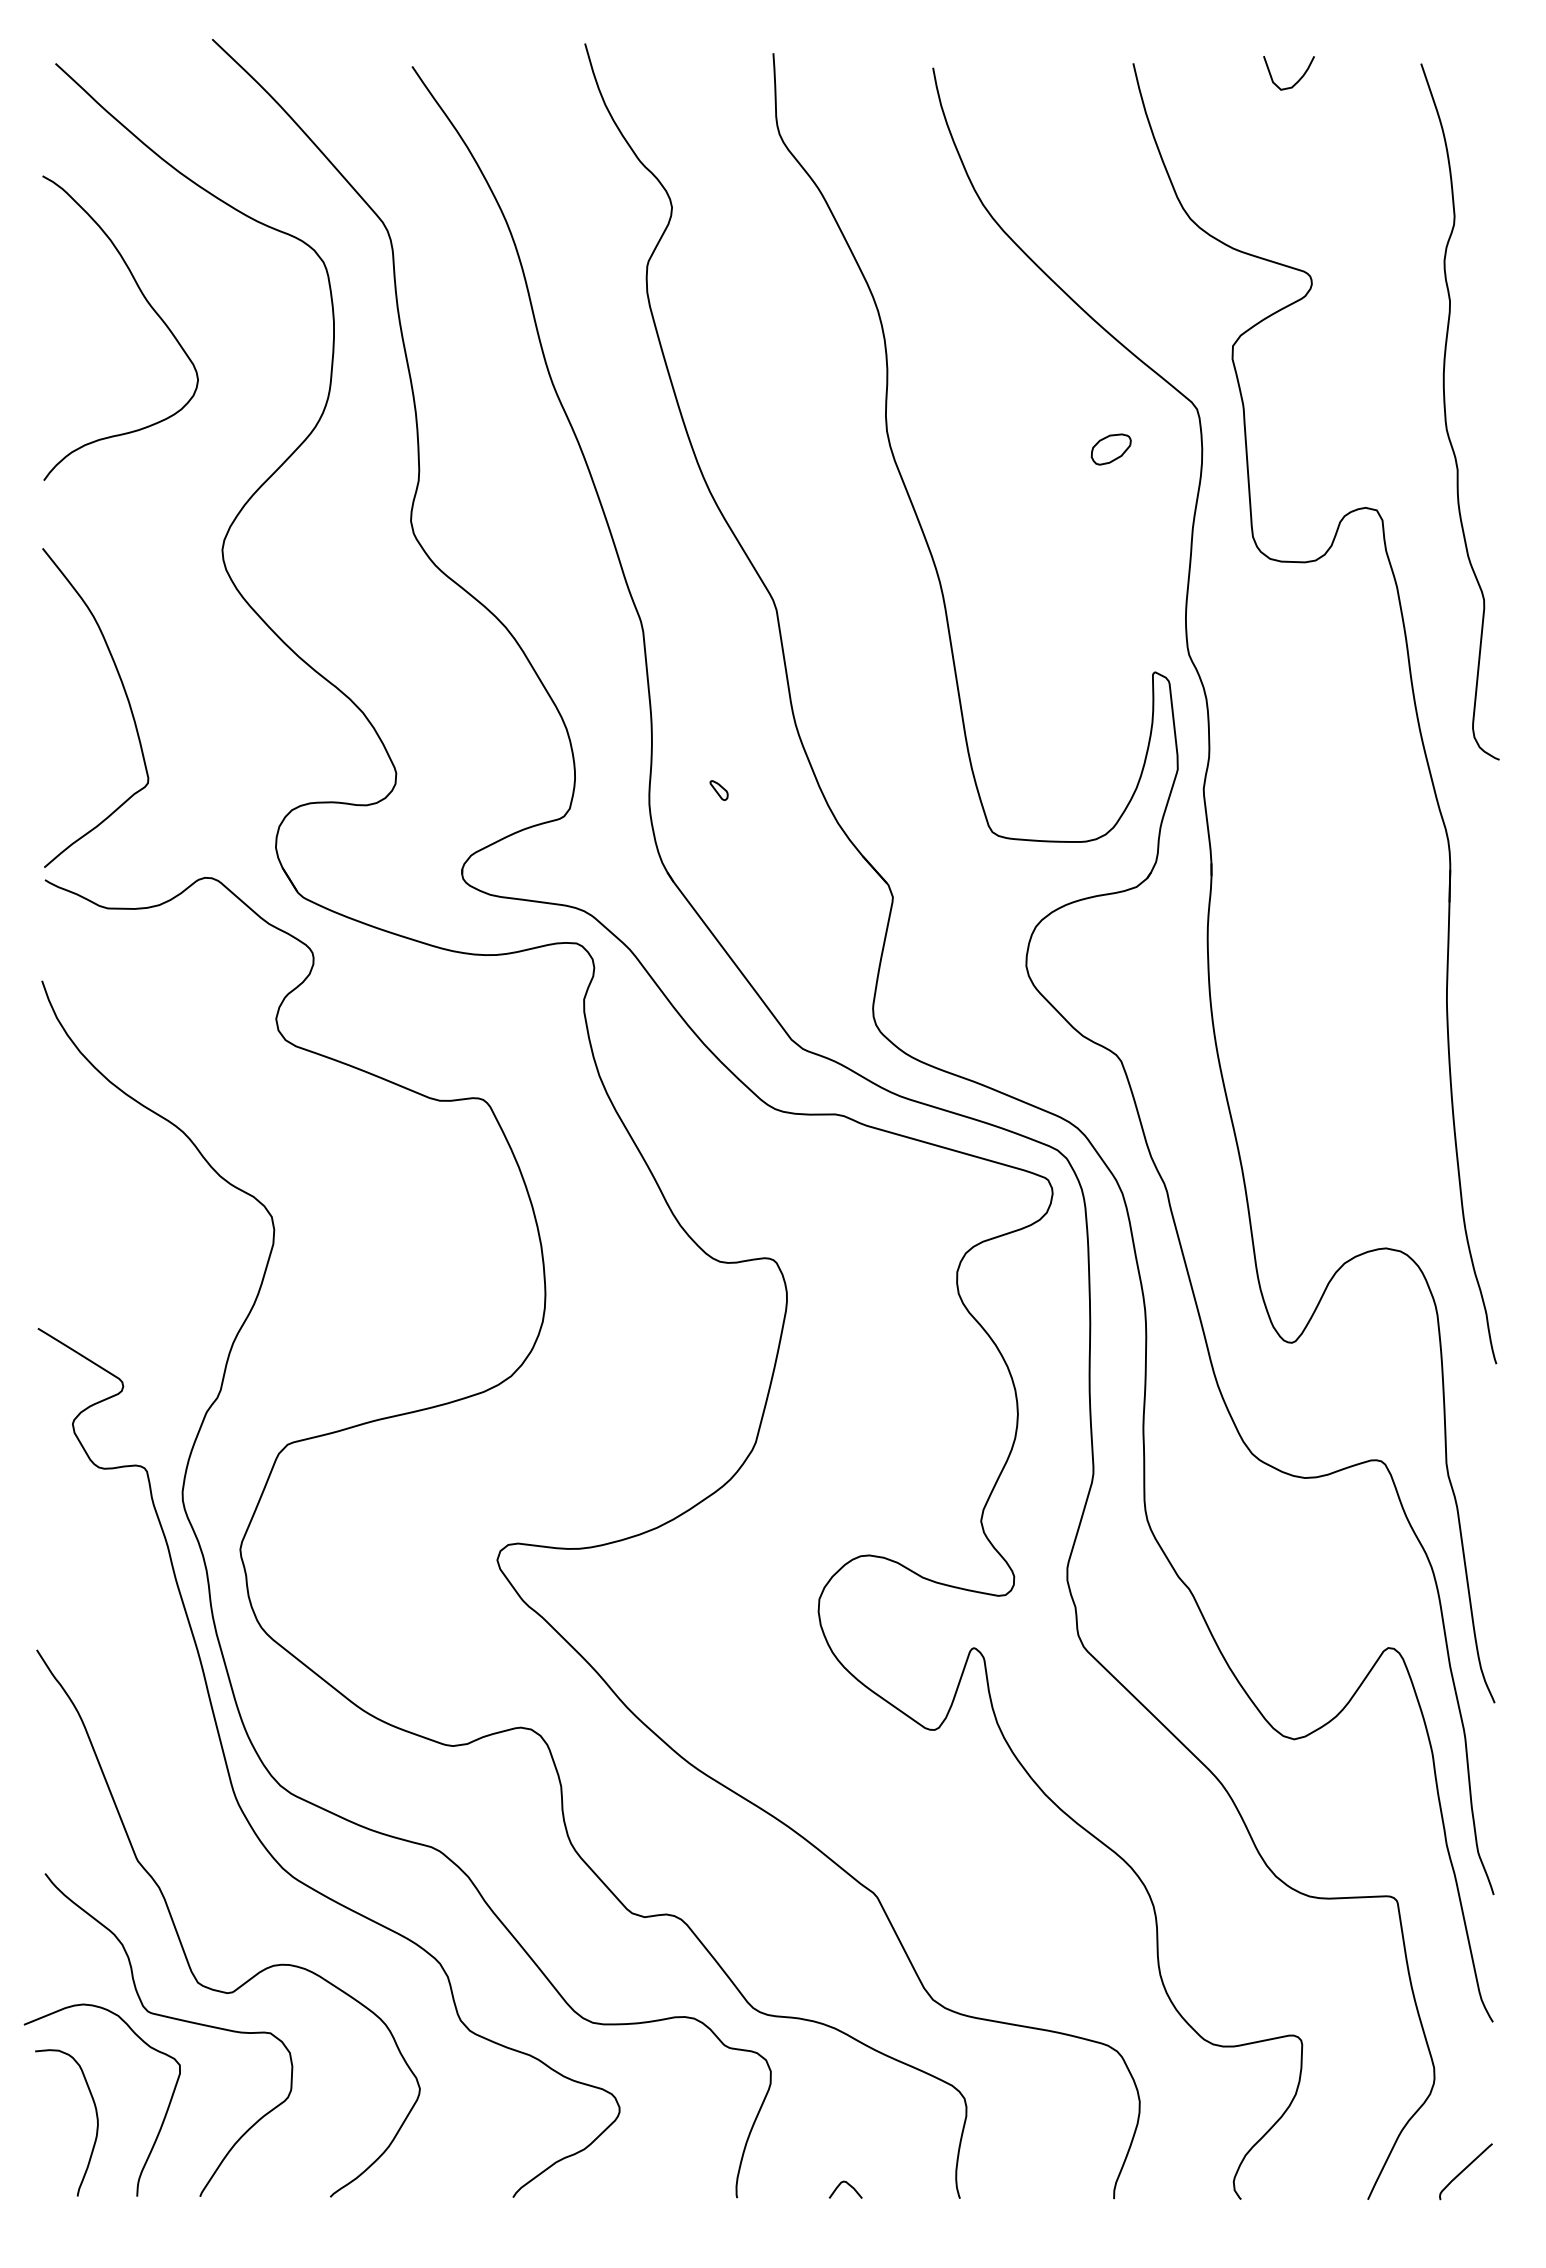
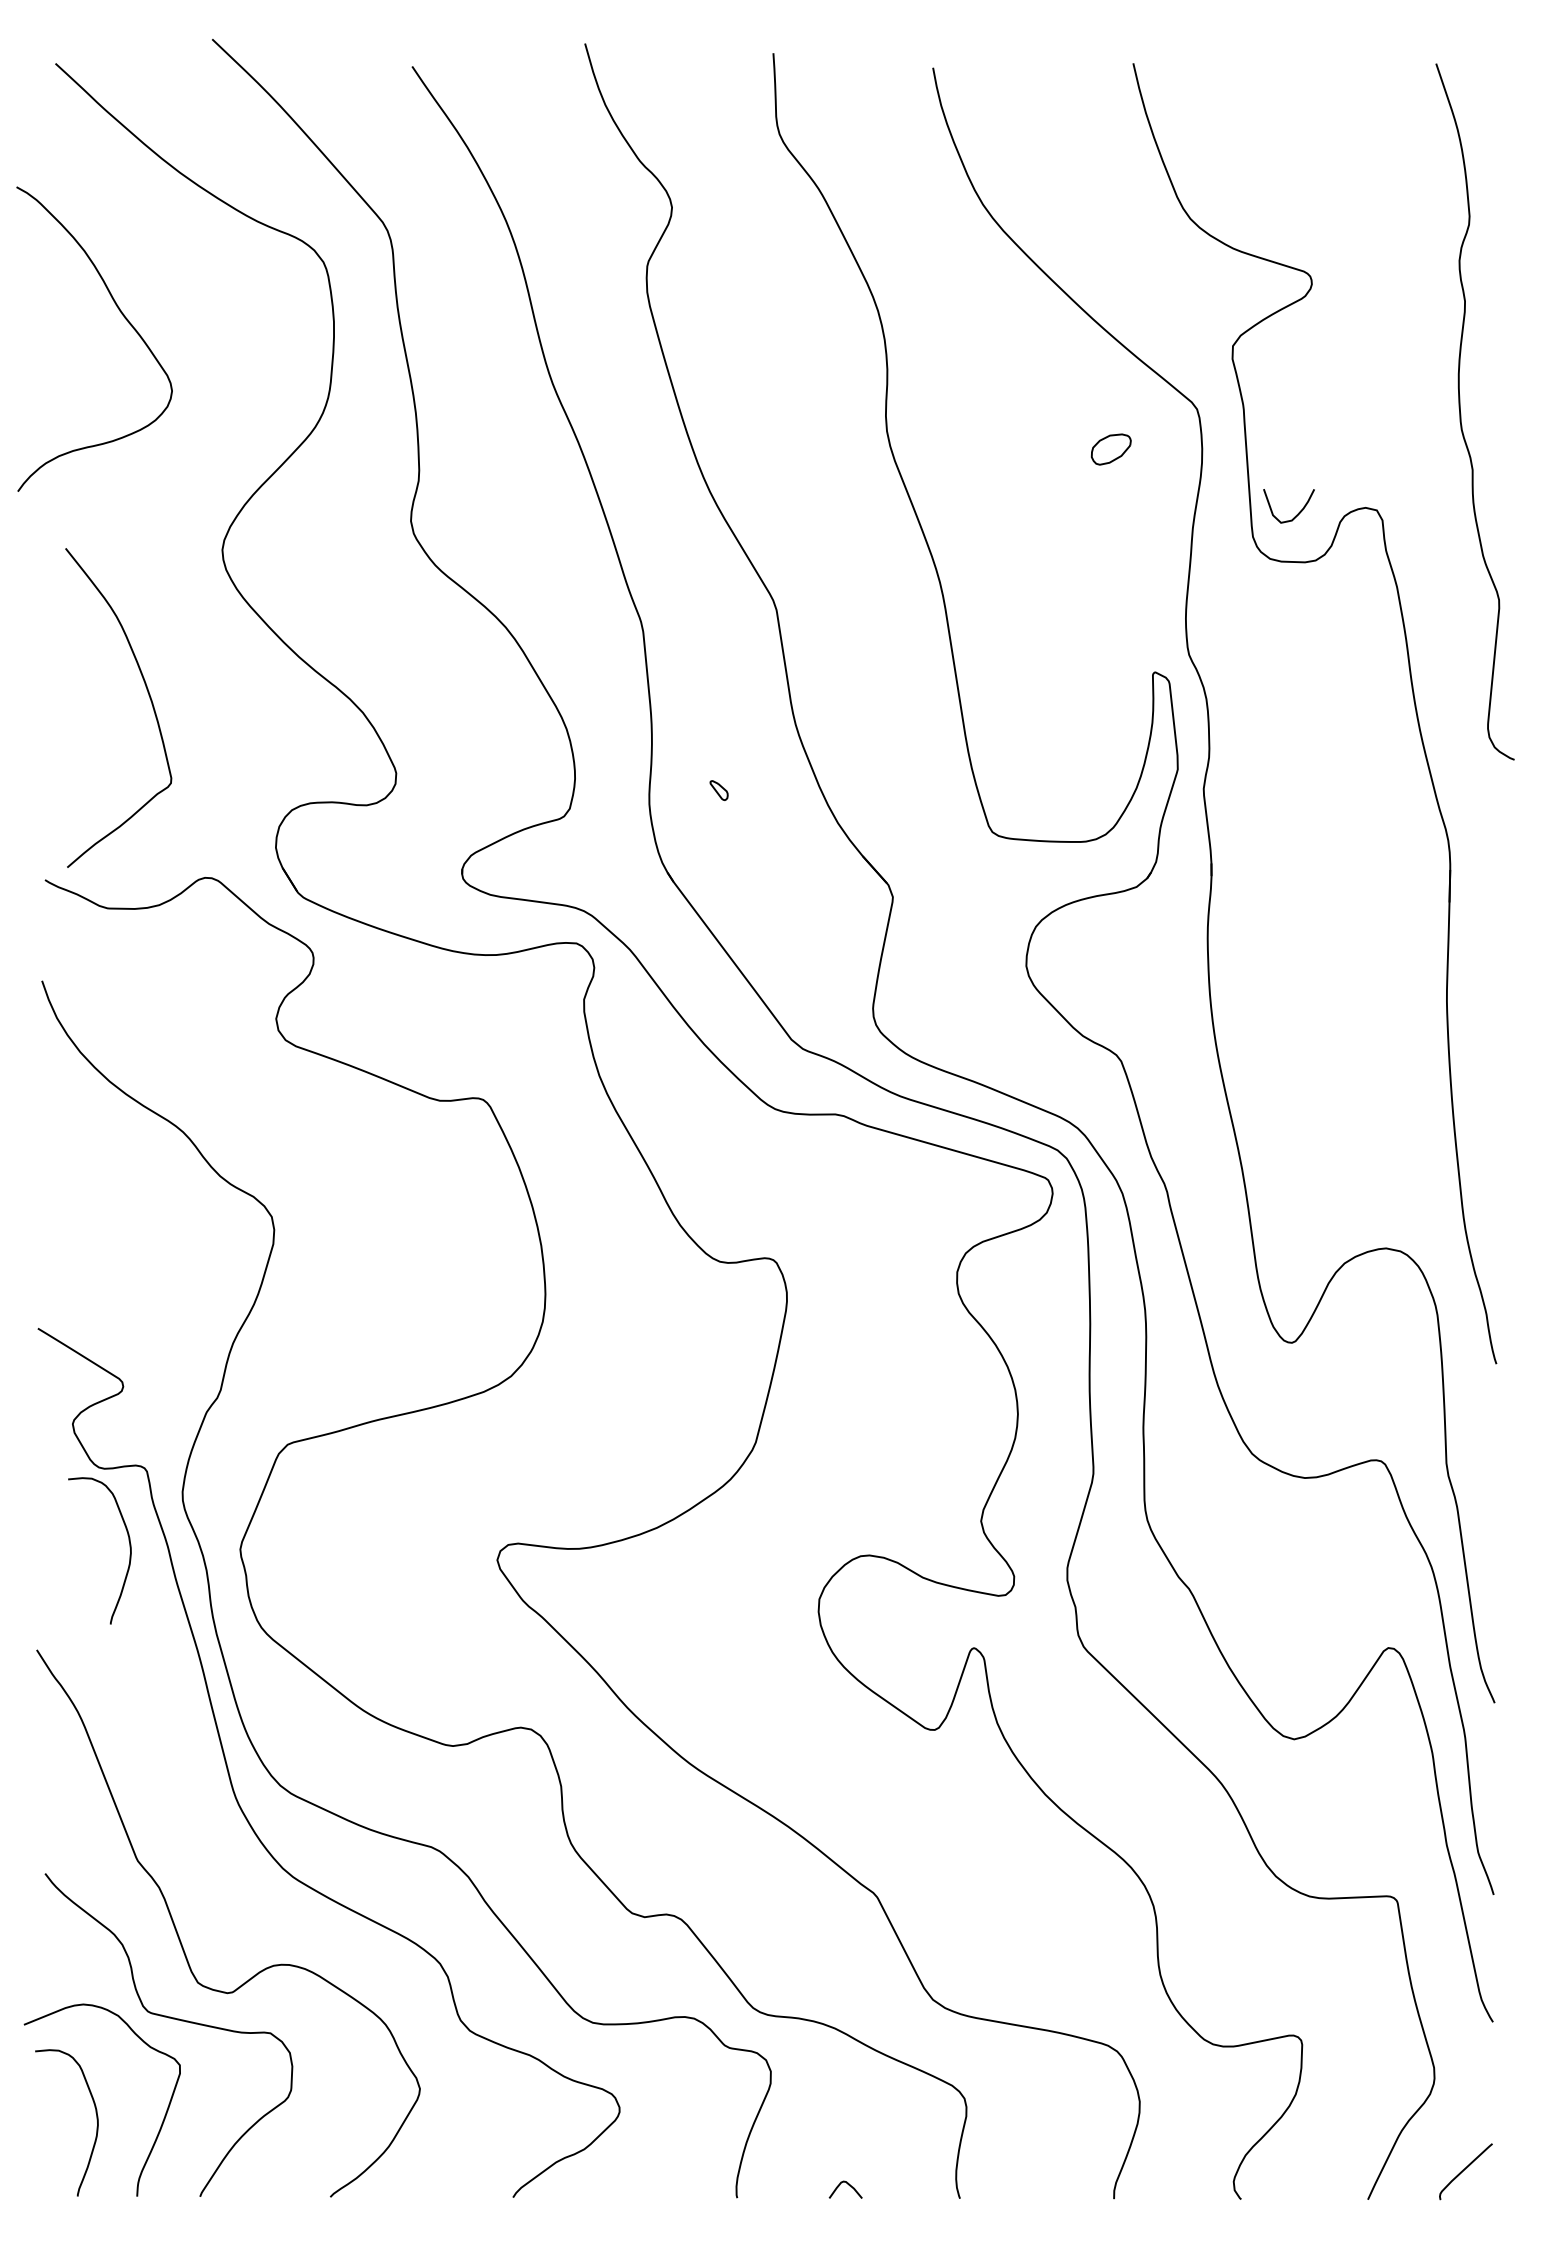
curve position: (1296, 81) -> (1296, 514) (1296, 514)
curve position: (150, 307) -> (124, 318) (124, 318)
curve position: (1446, 413) -> (1461, 413) (1461, 413)
curve position: (126, 698) -> (149, 698) (149, 698)
curve: none -> present (129, 1547)
